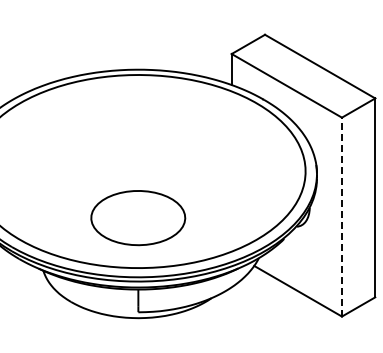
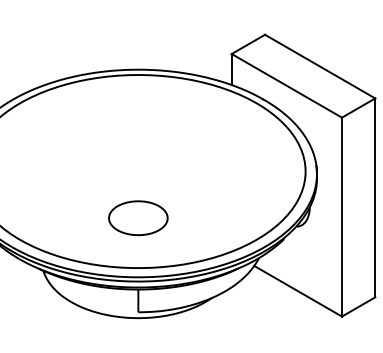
line: dashed -> solid (341, 216)
part size: 97x57 px -> 61x37 px (138, 218)
